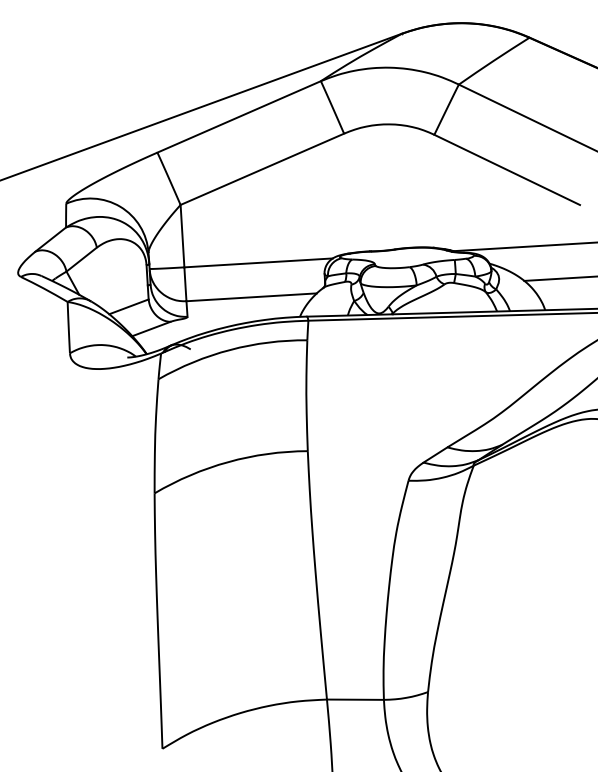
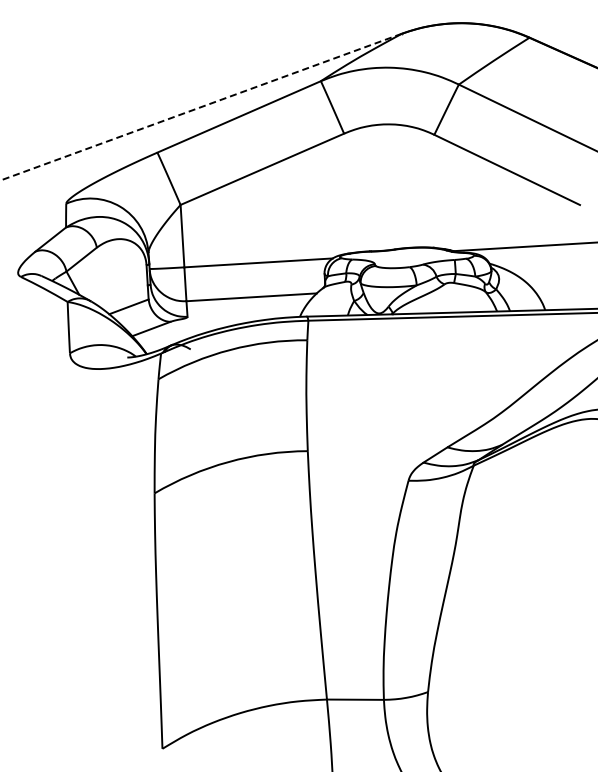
line: solid -> dashed (201, 107)
line: present -> none (559, 278)
